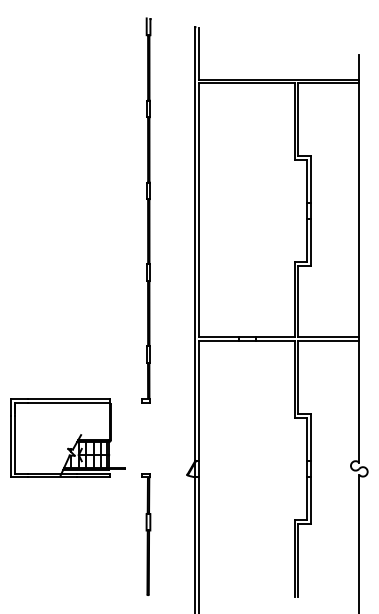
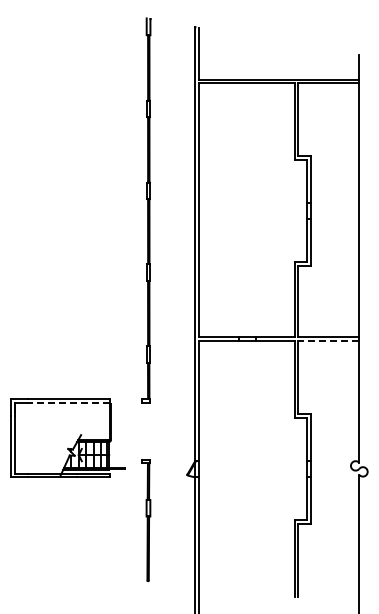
line: solid -> dashed (328, 341)
line: solid -> dashed (68, 403)
part position: (146, 534) -> (146, 520) (146, 520)
